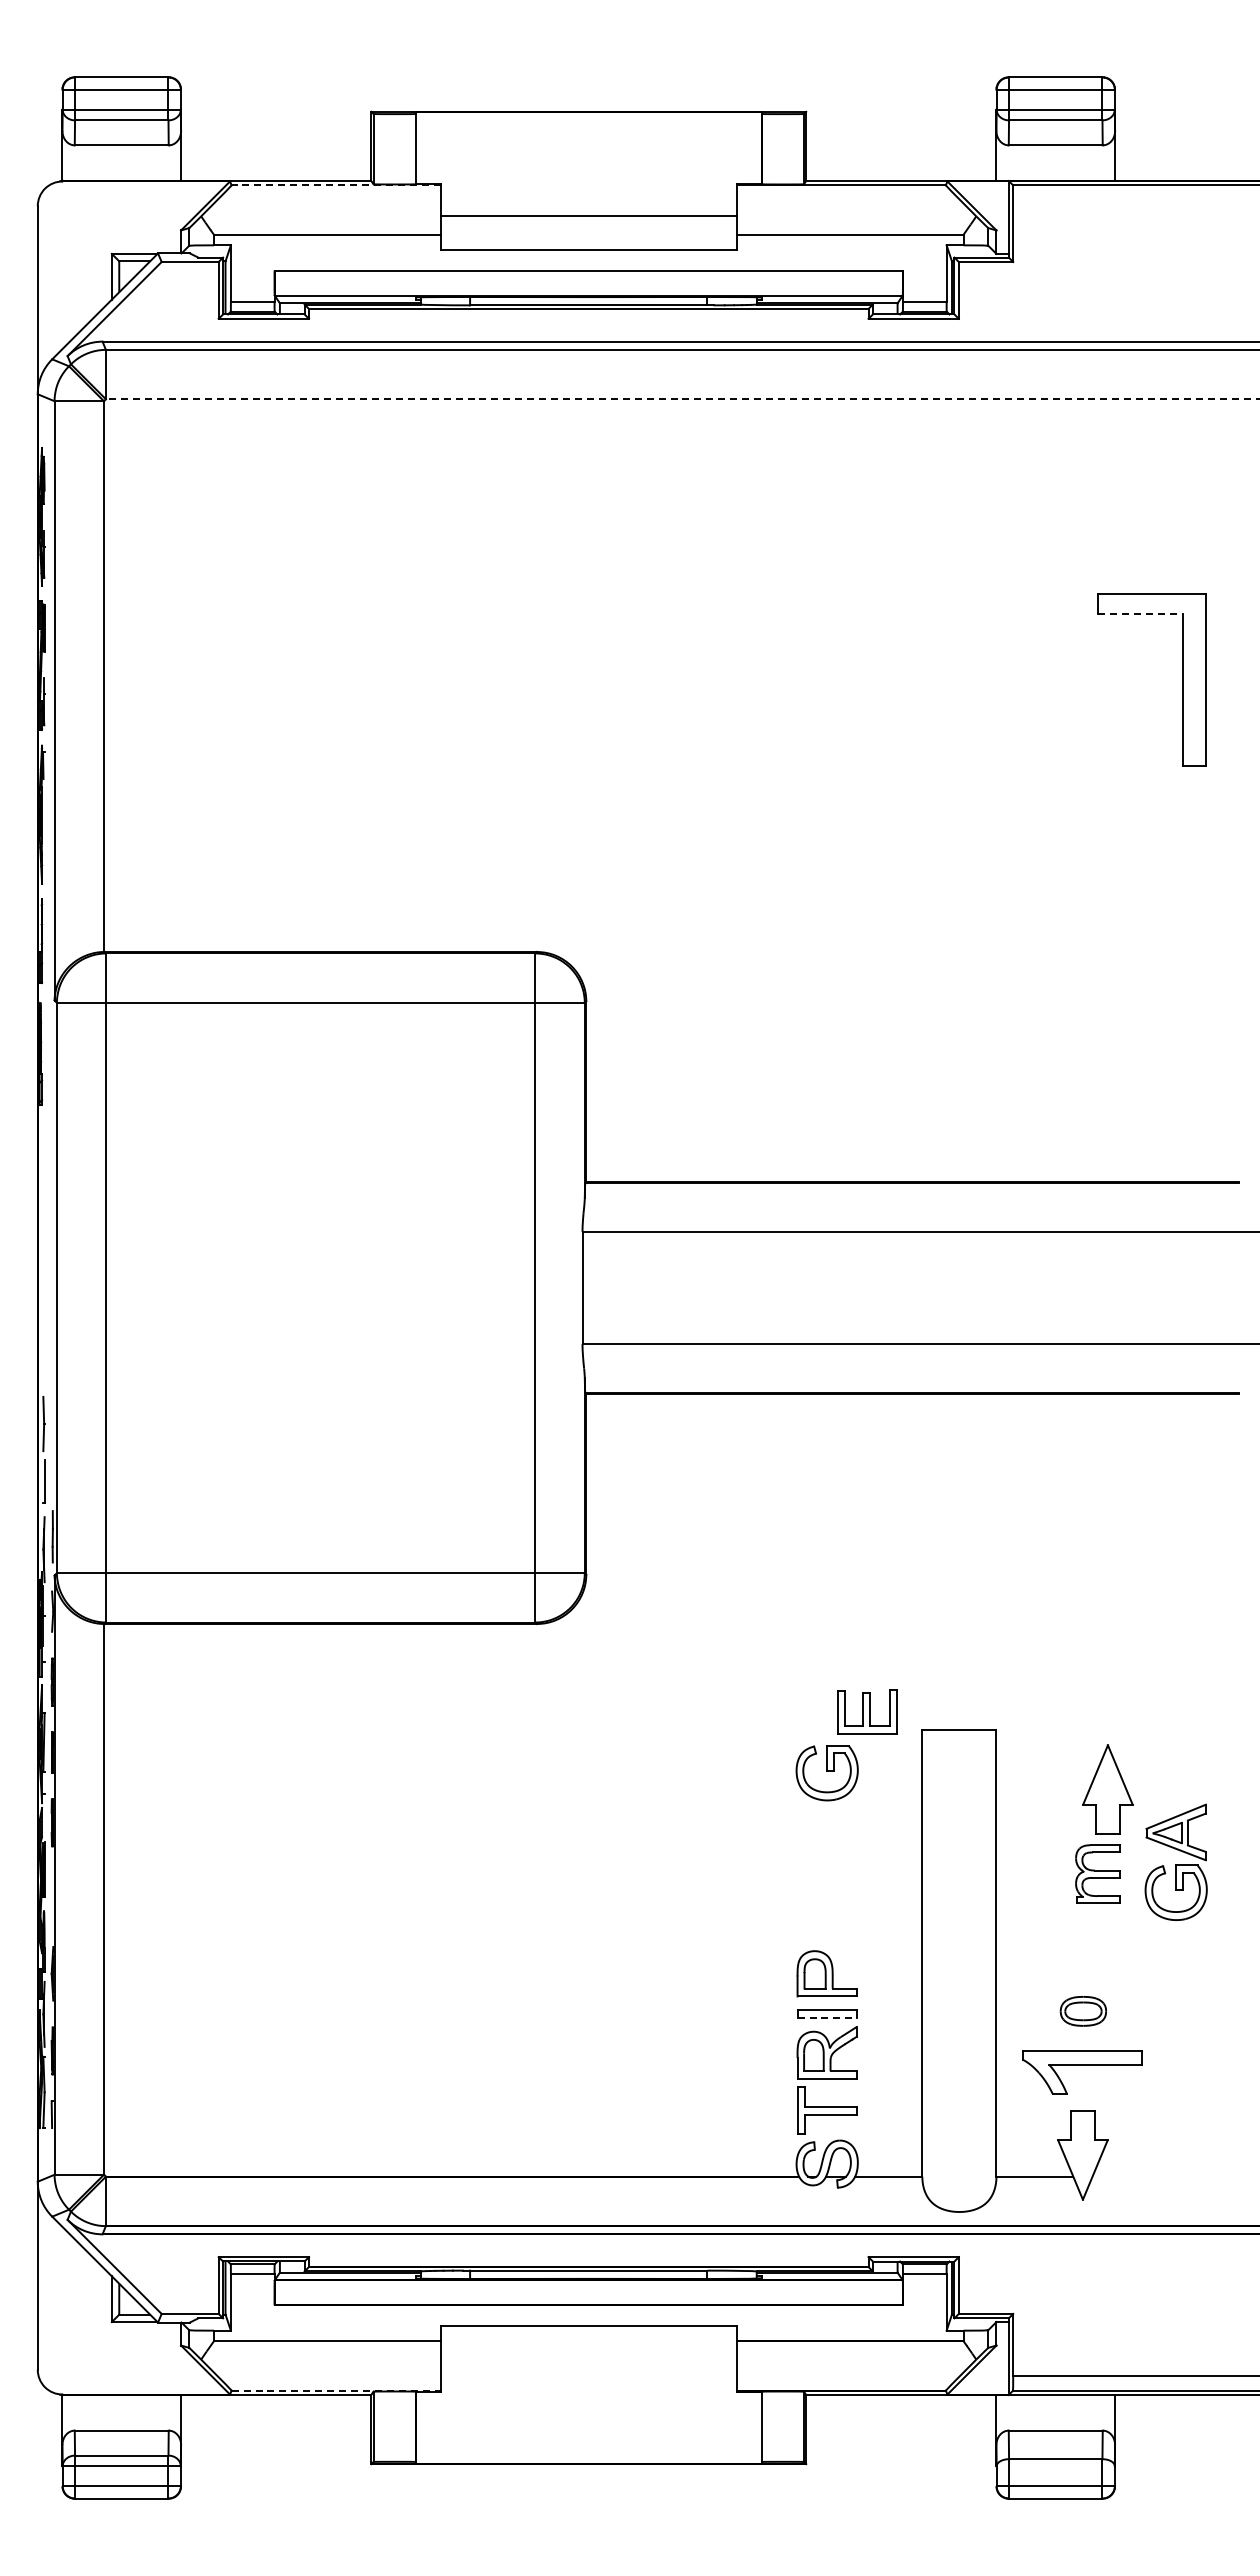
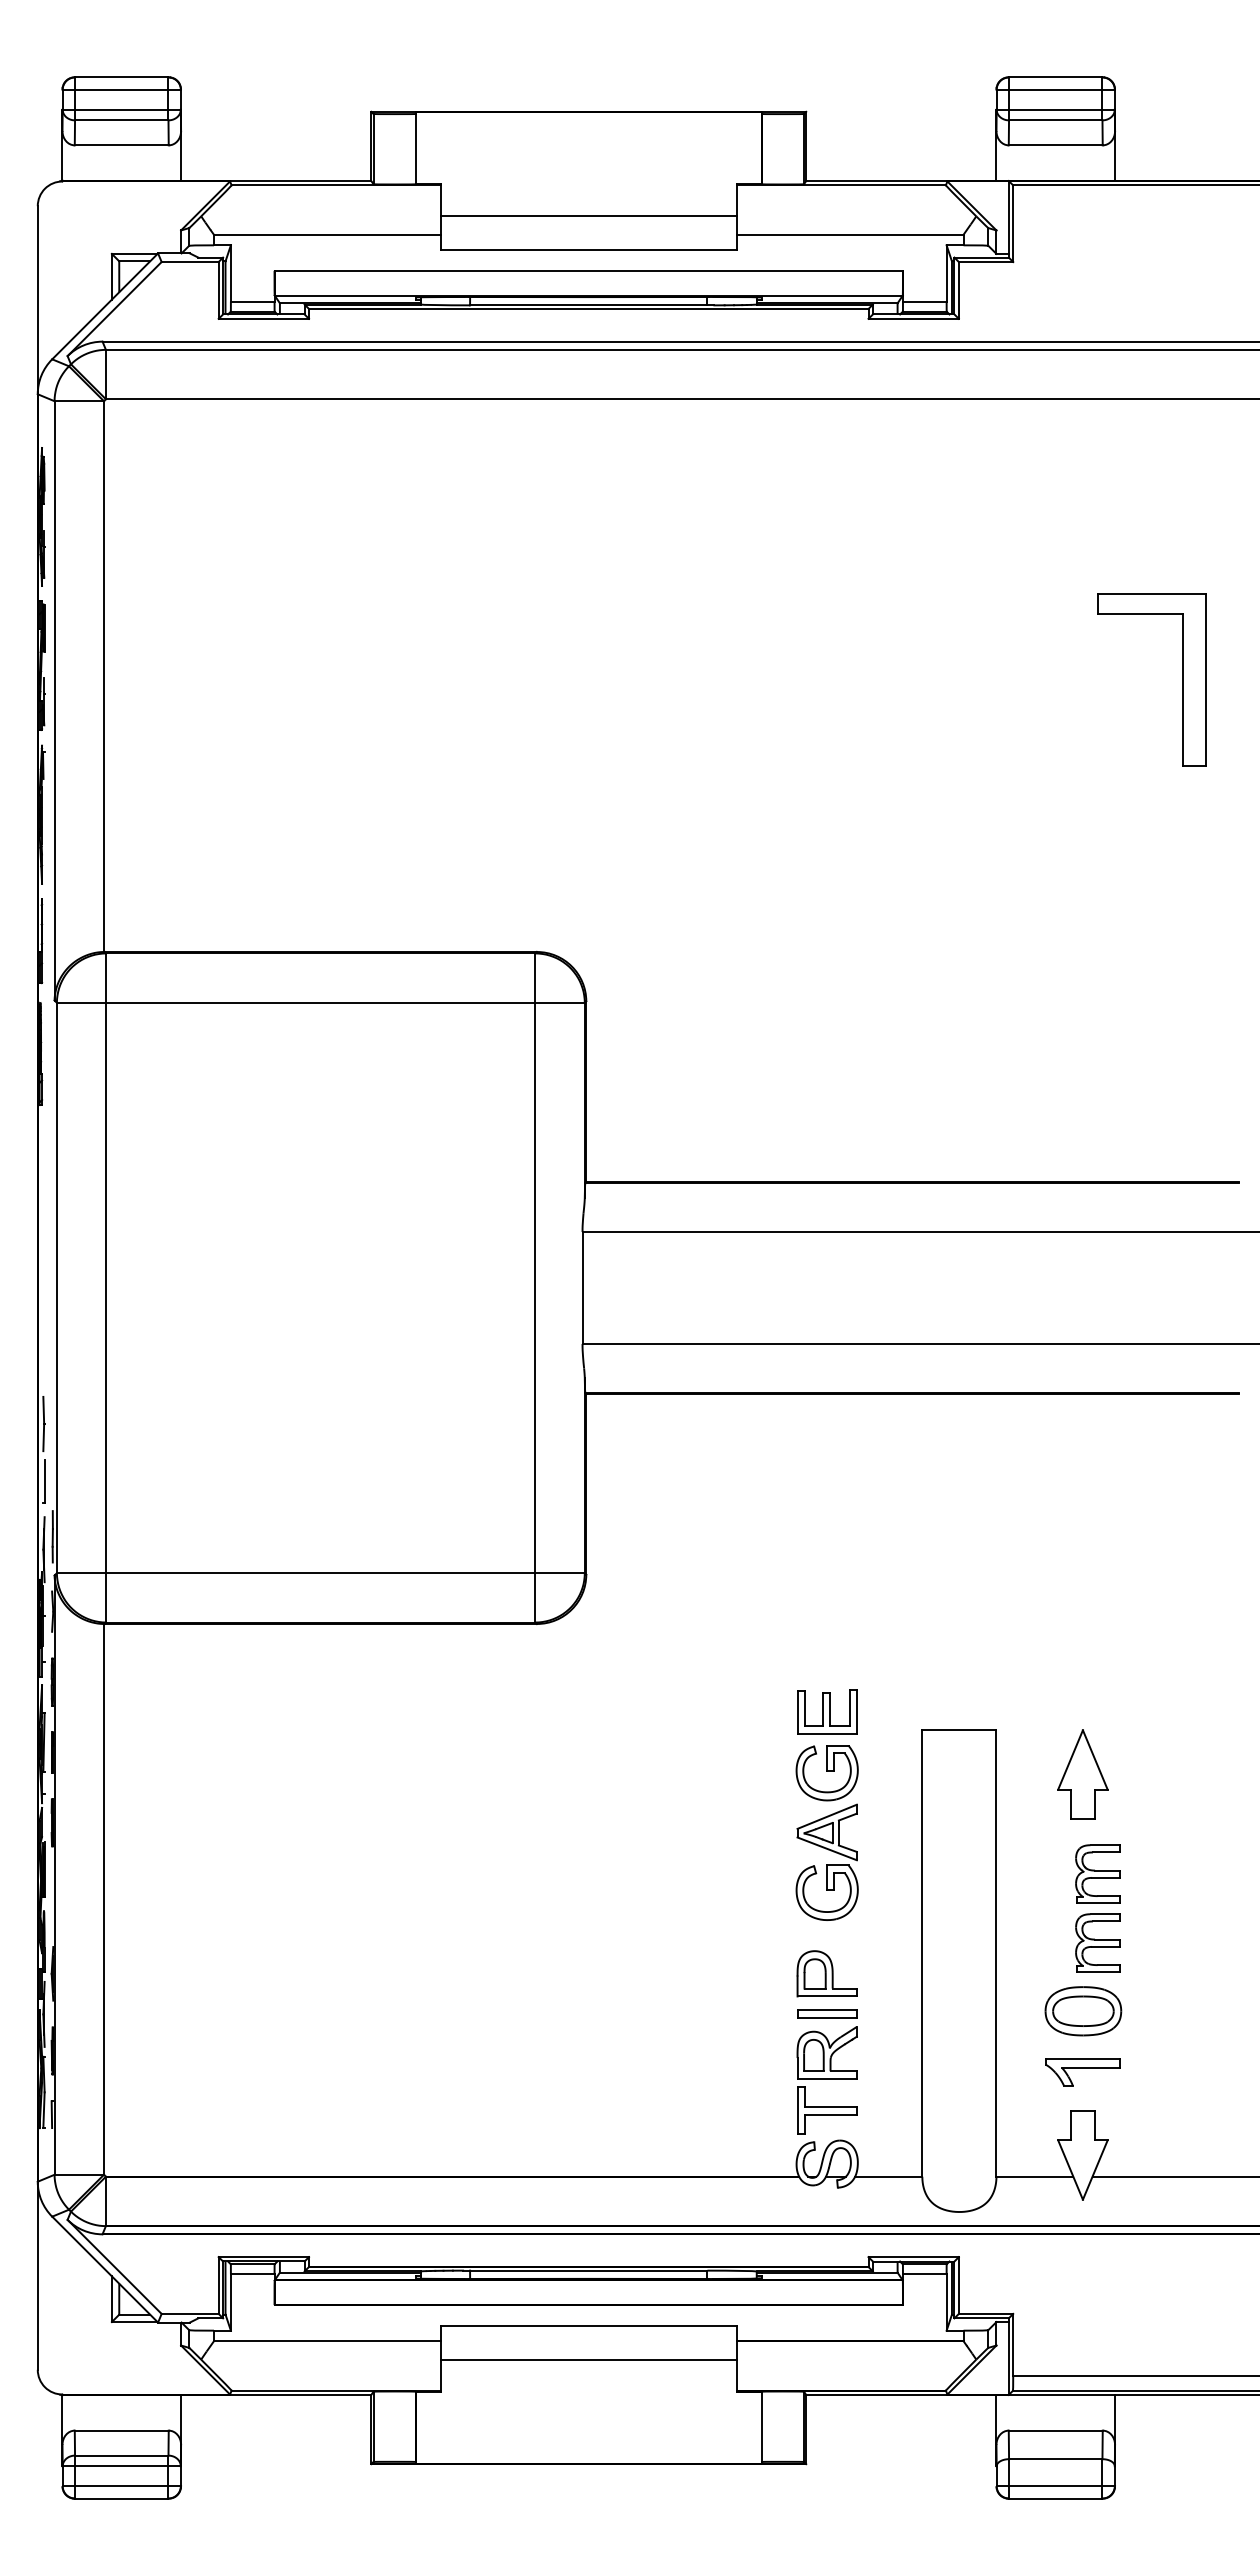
line: dashed -> solid (335, 185)
line: dashed -> solid (682, 399)
line: dashed -> solid (1141, 614)
part position: (867, 1711) -> (827, 1711) (827, 1711)
part position: (1107, 1789) -> (1082, 1774) (1082, 1774)
part position: (1175, 1861) -> (826, 1861) (826, 1861)
part: none -> present (1097, 1942)
part size: 48x31 px -> 79x51 px (1083, 2011)
line: dashed -> solid (827, 2018)
part size: 121x45 px -> 76x29 px (1082, 2072)
line: none -> present (1174, 2176)
line: none -> present (588, 2360)
line: dashed -> solid (336, 2390)
